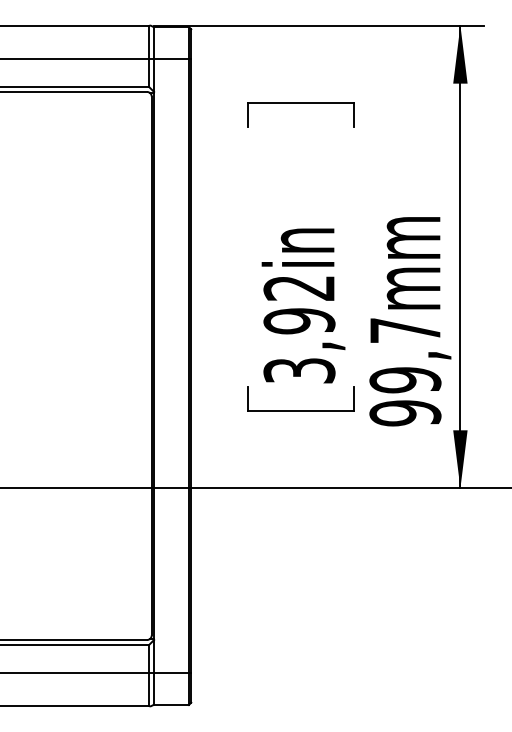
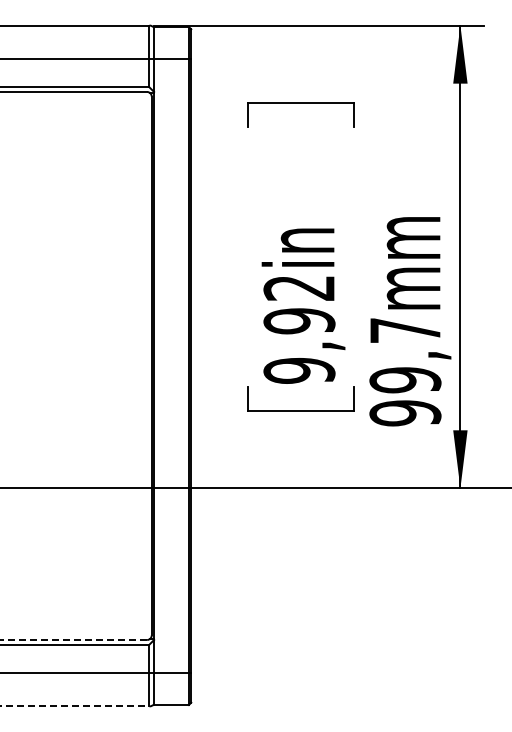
text: 3,92in -> 9,92in (299, 370)
line: solid -> dashed (73, 640)
line: solid -> dashed (75, 706)
